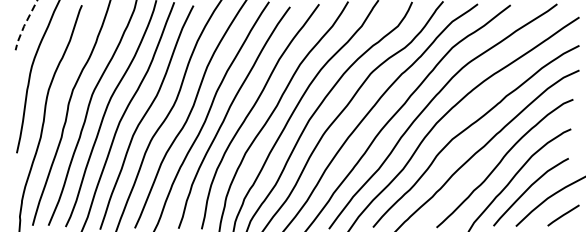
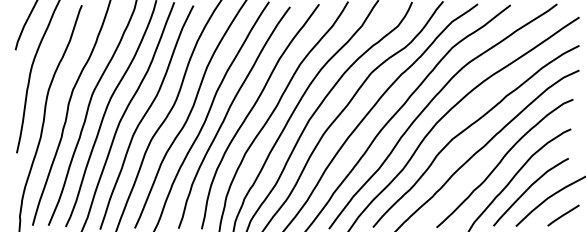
line: dashed -> solid (24, 26)
